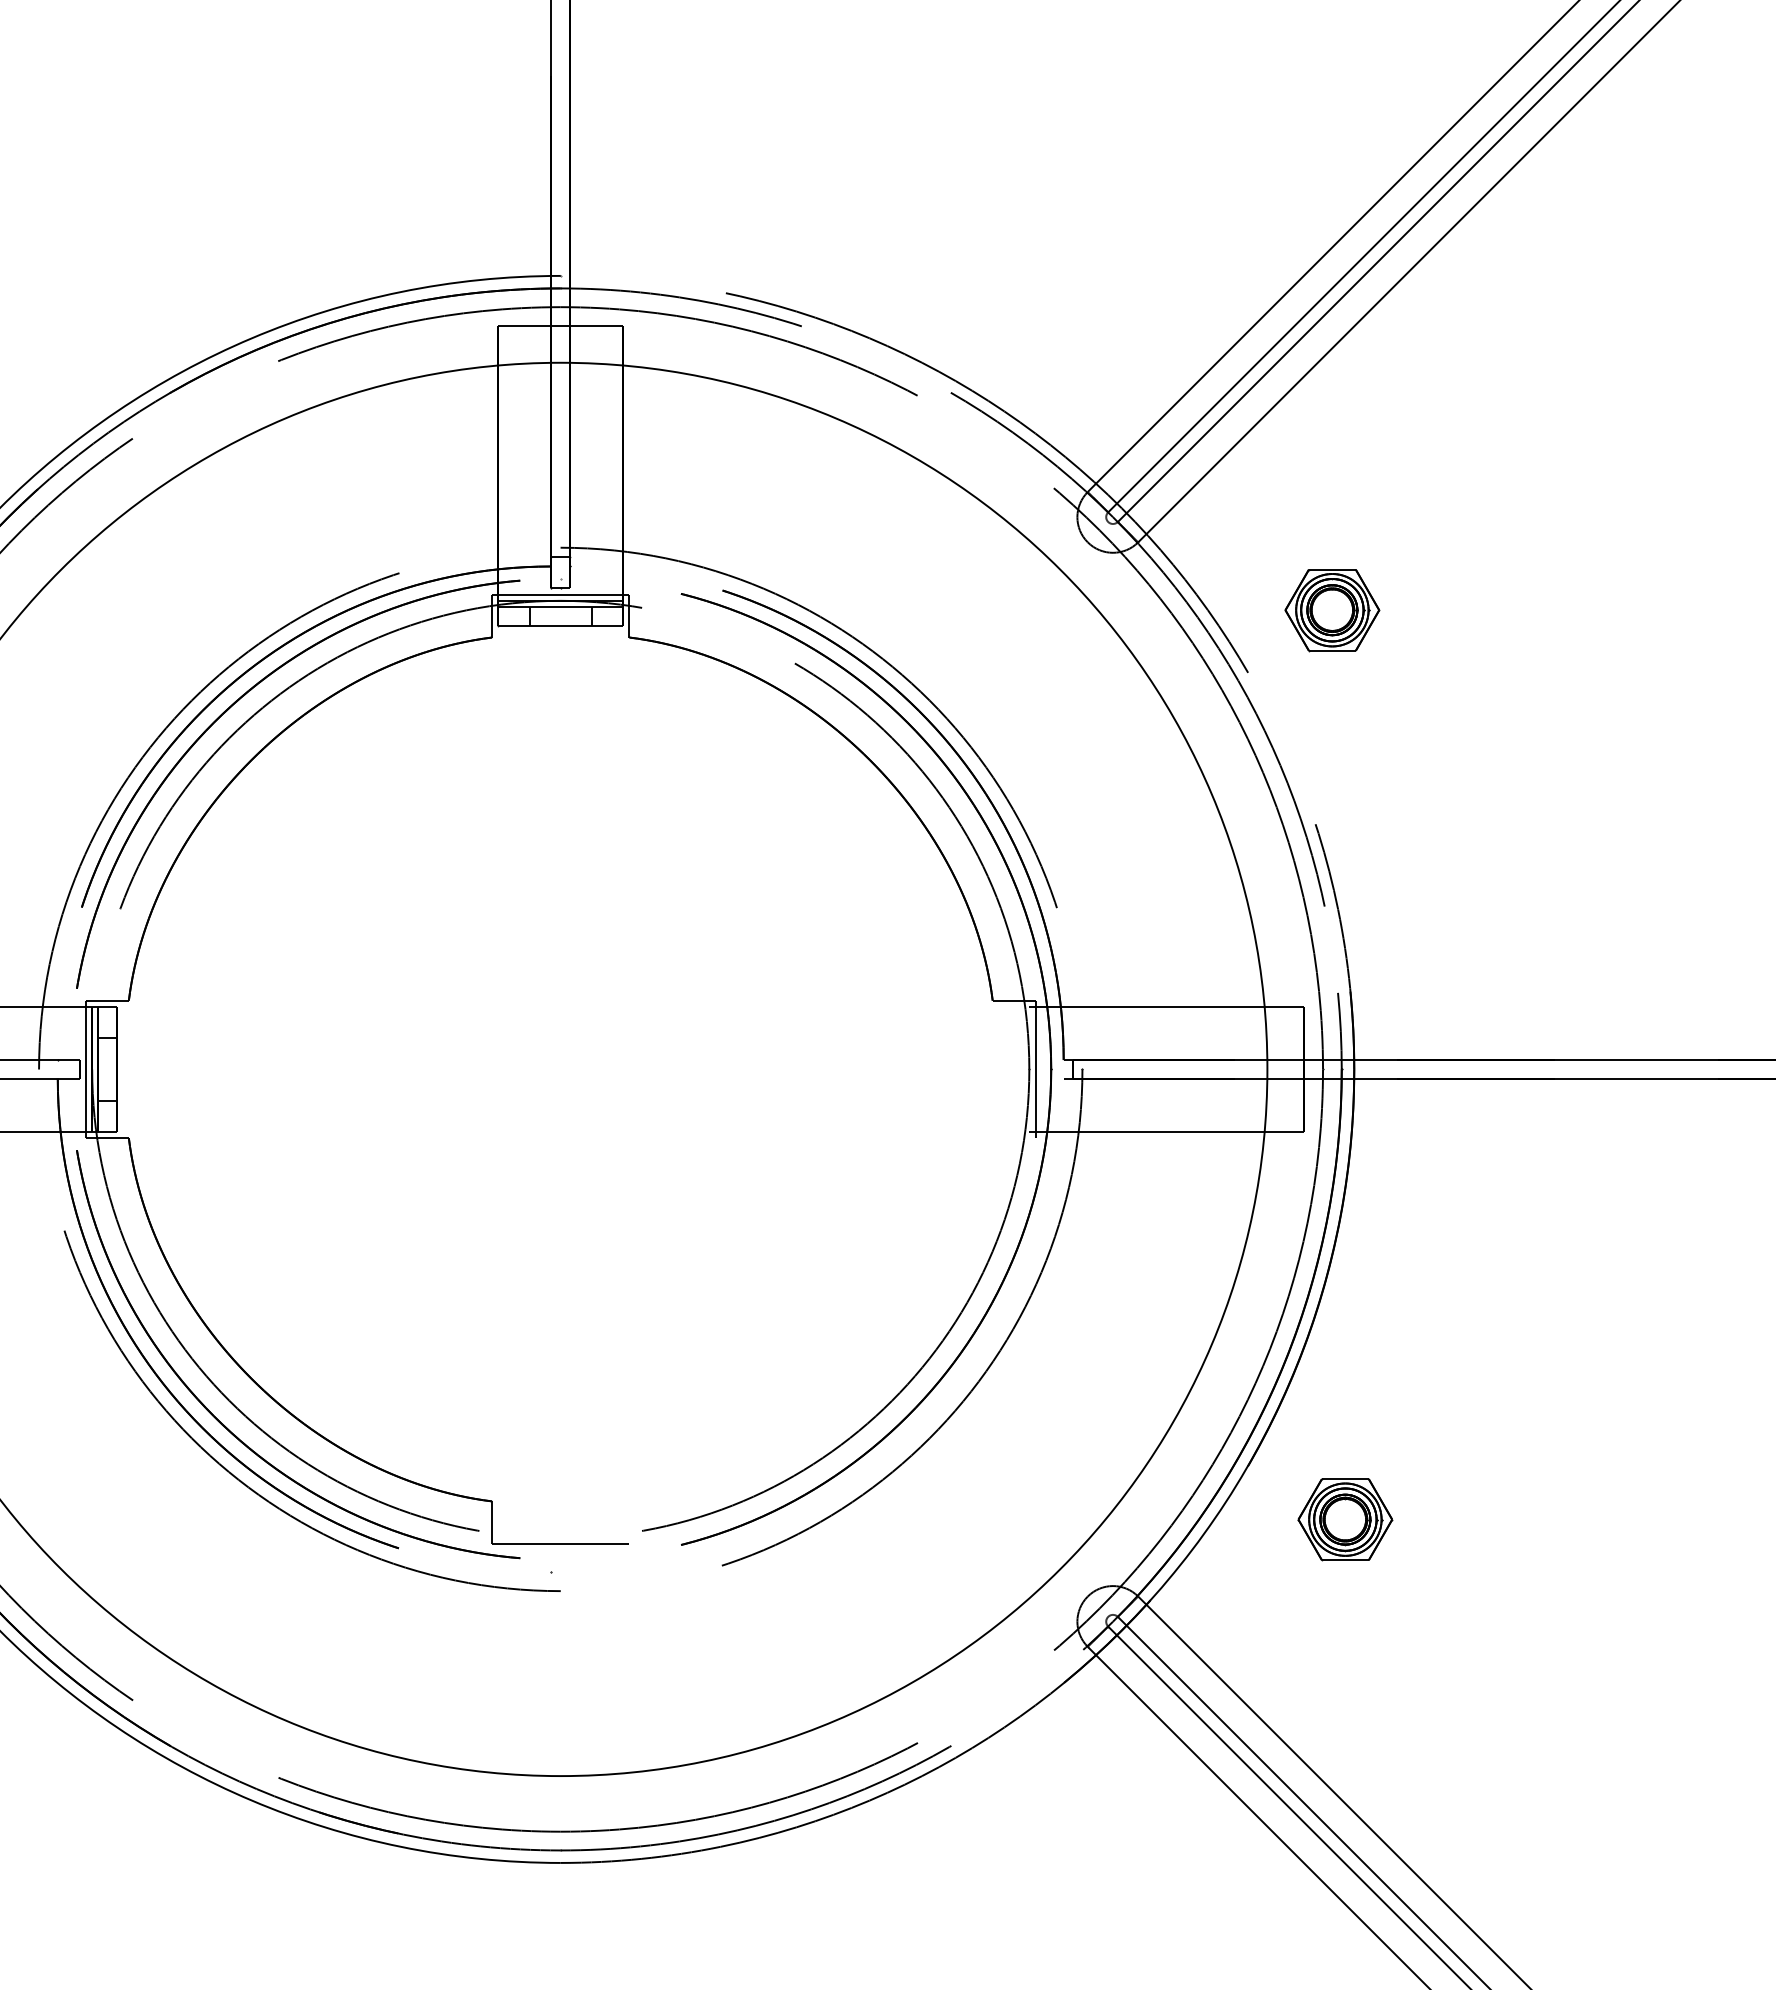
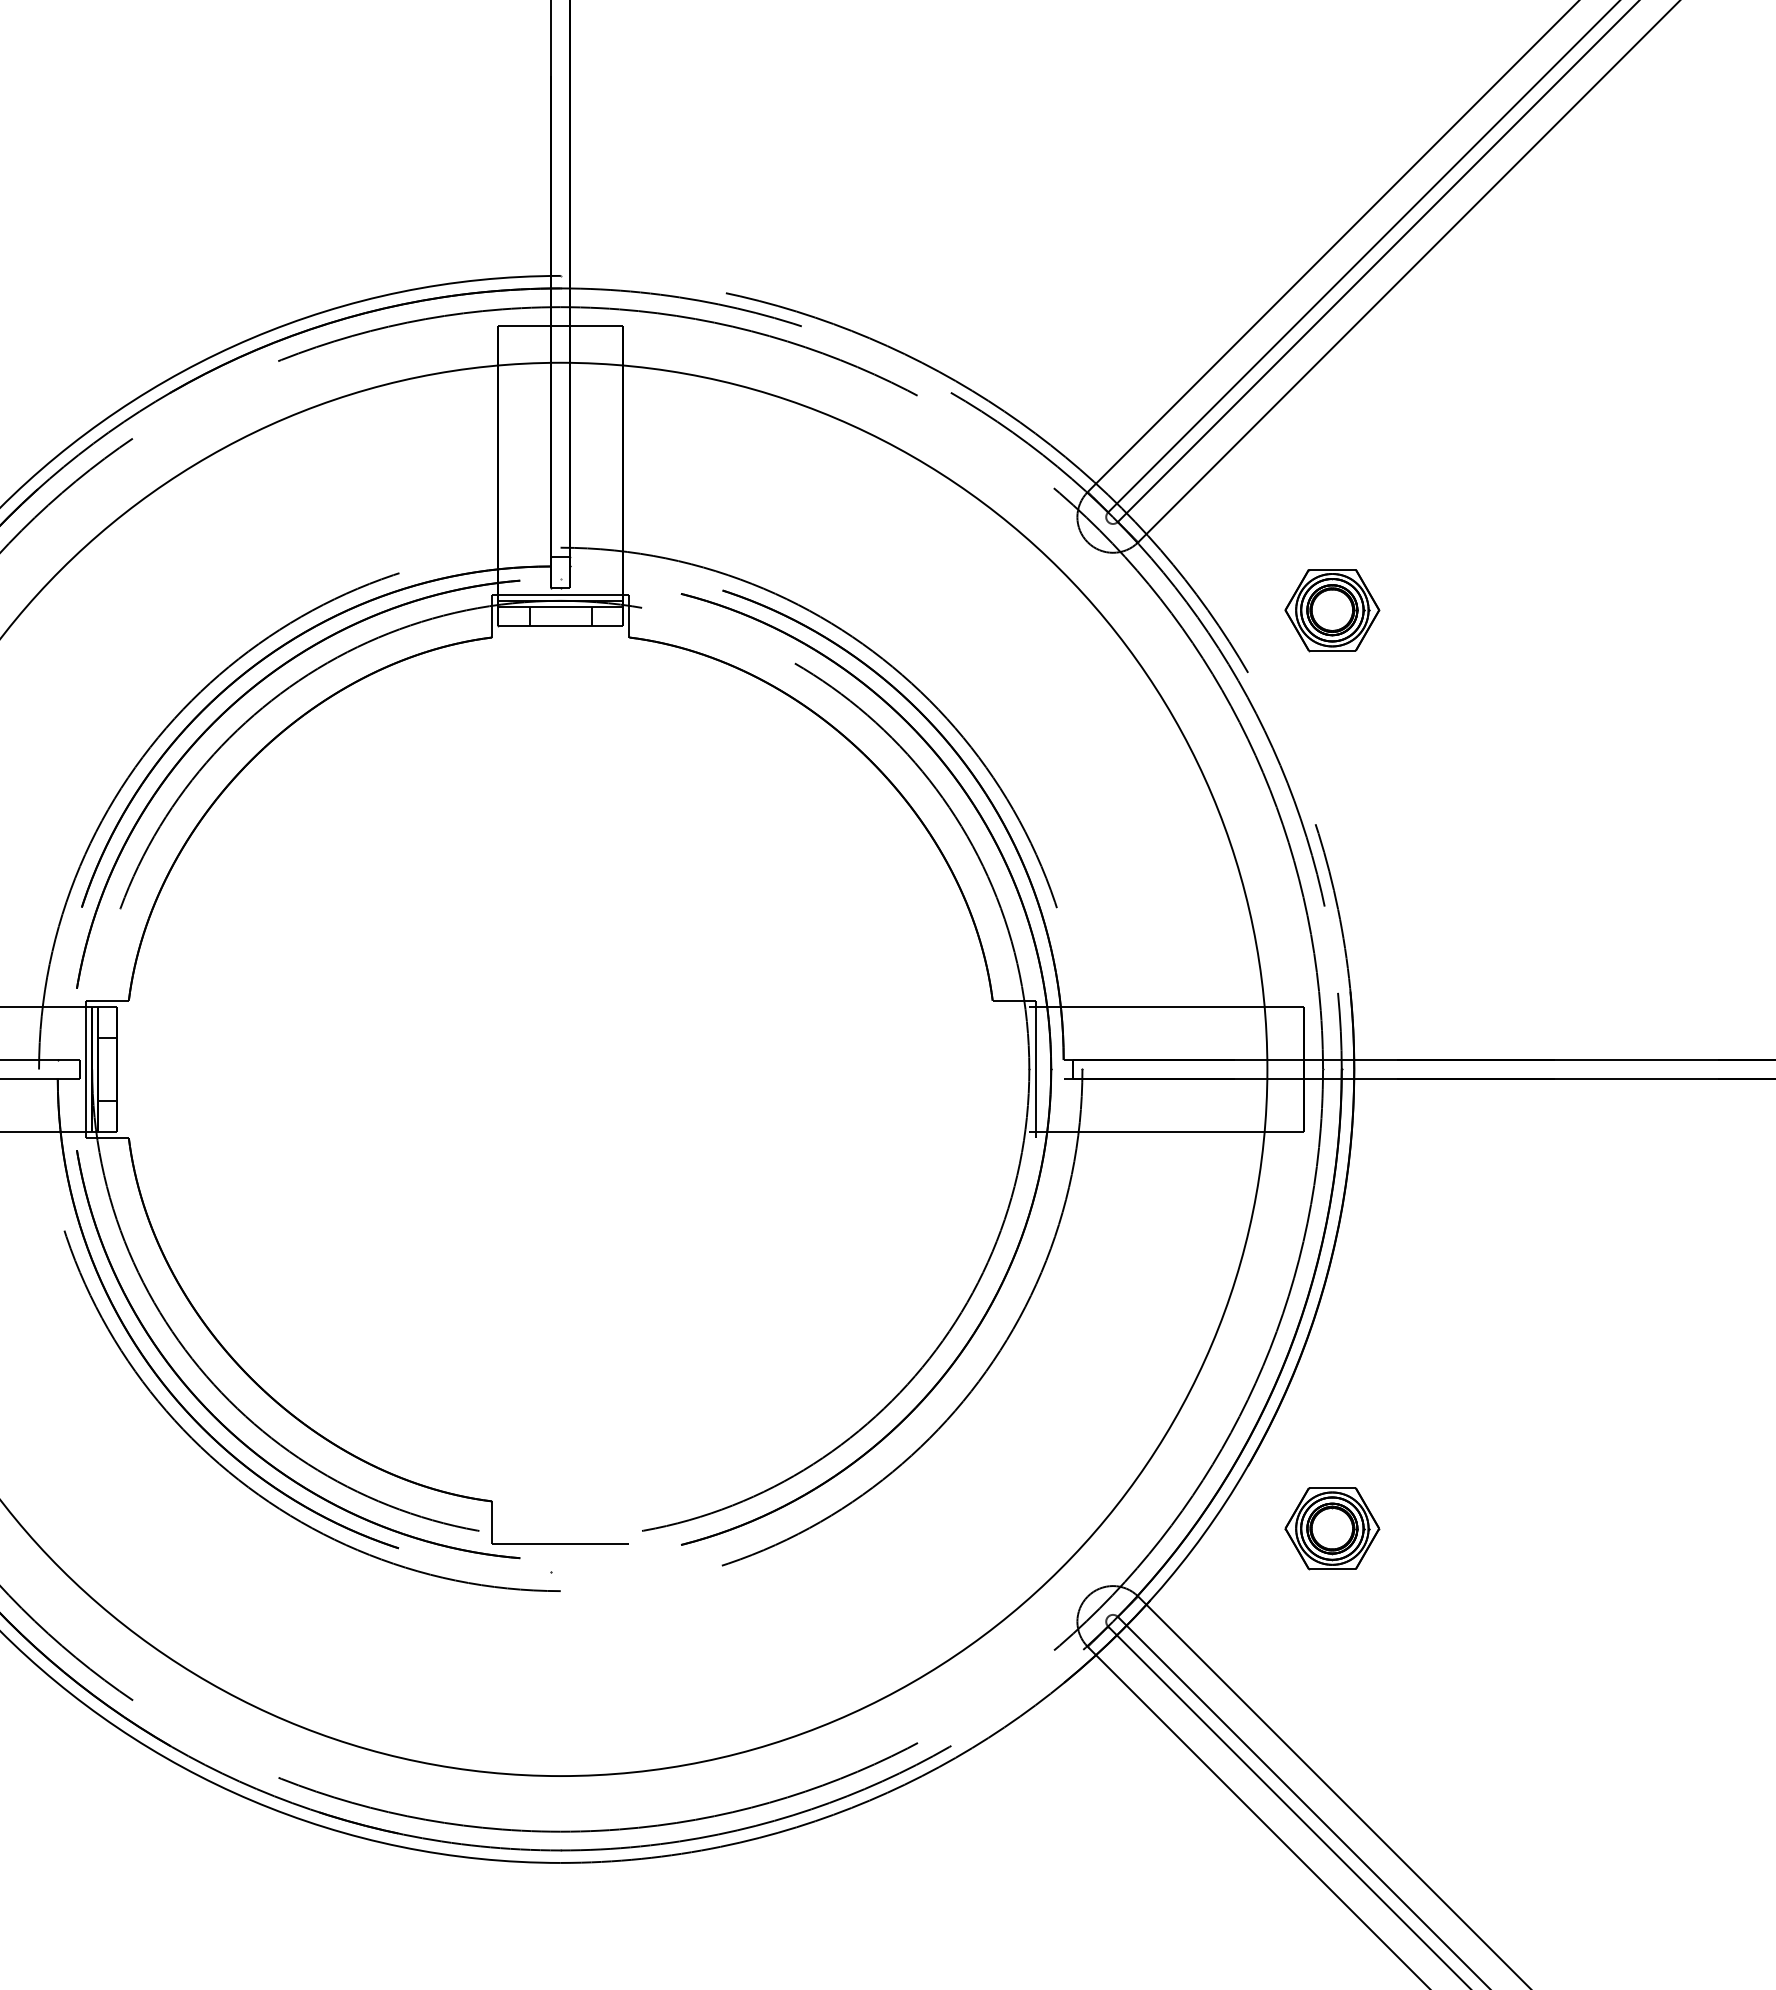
part position: (1345, 1519) -> (1332, 1528) (1332, 1528)
